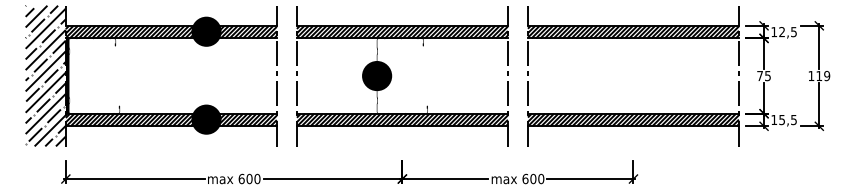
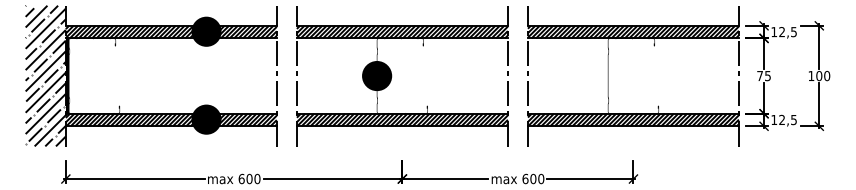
fill: none -> present (633, 75)
text: 119 -> 100 (822, 75)
text: 15,5 -> 12,5 (781, 119)
